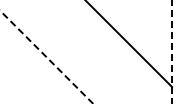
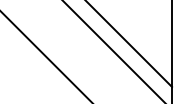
line: none -> present (113, 51)
line: dashed -> solid (172, 51)
line: dashed -> solid (46, 57)
